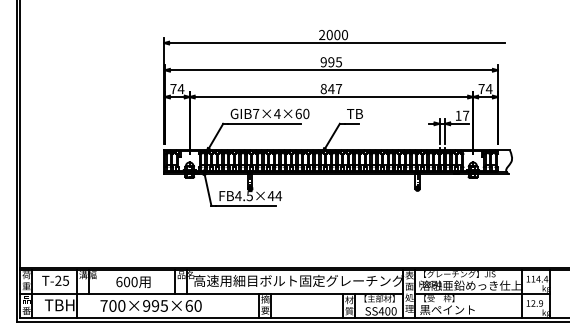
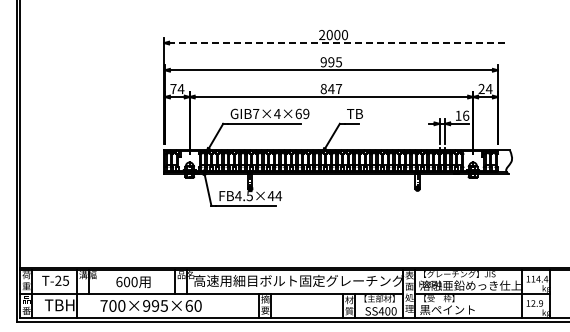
line: solid -> dashed (337, 43)
text: 74 -> 24 (481, 88)
text: GIB7×4×60 -> GIB7×4×69 (306, 113)
text: 17 -> 16 (466, 115)
